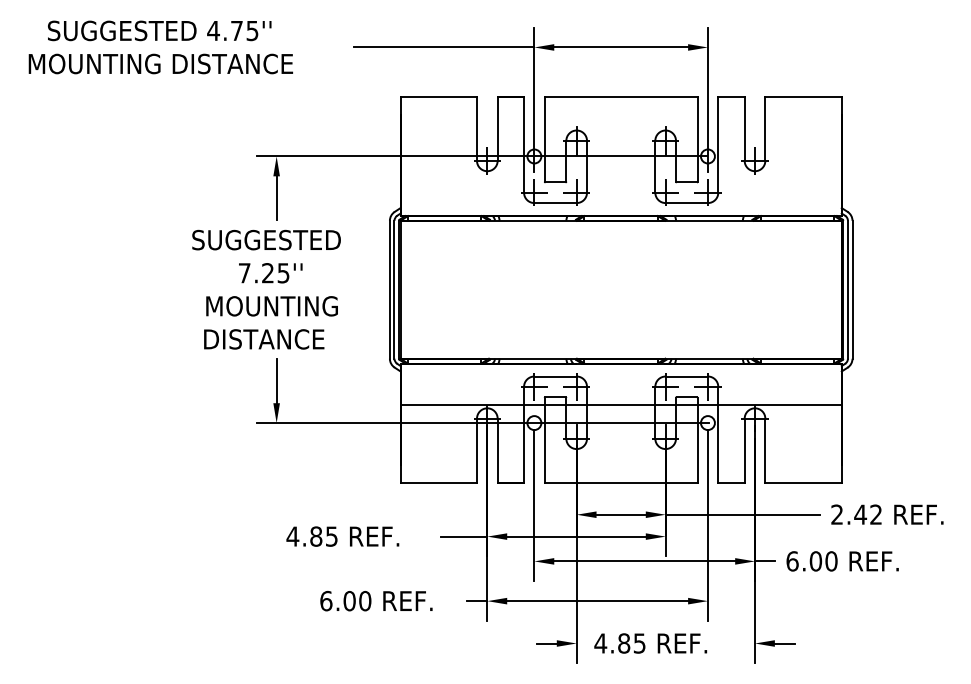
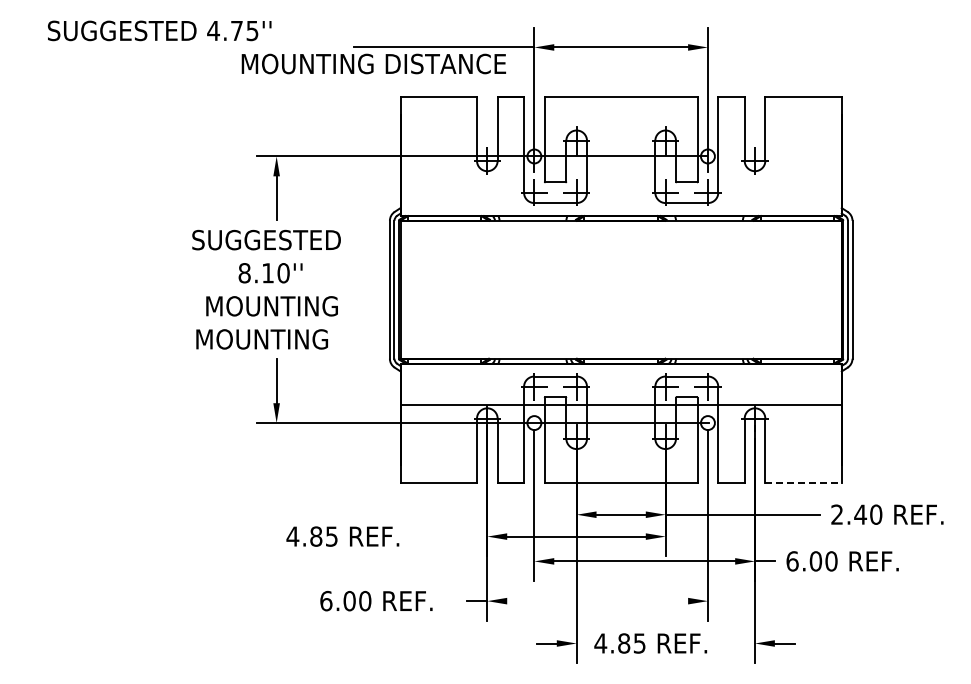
text position: (160, 63) -> (373, 63) (373, 63)
text: 7.25'' -> 8.10'' (263, 273)
text: DISTANCE -> MOUNTING (262, 339)
line: solid -> dashed (804, 483)
text: 2.42 -> 2.40 (876, 514)
line: present -> none (463, 536)
line: present -> none (597, 601)
